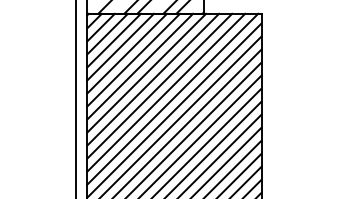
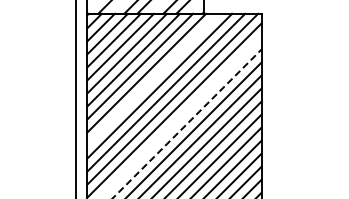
line: present -> none (153, 79)
line: present -> none (181, 115)
line: solid -> dashed (186, 124)
